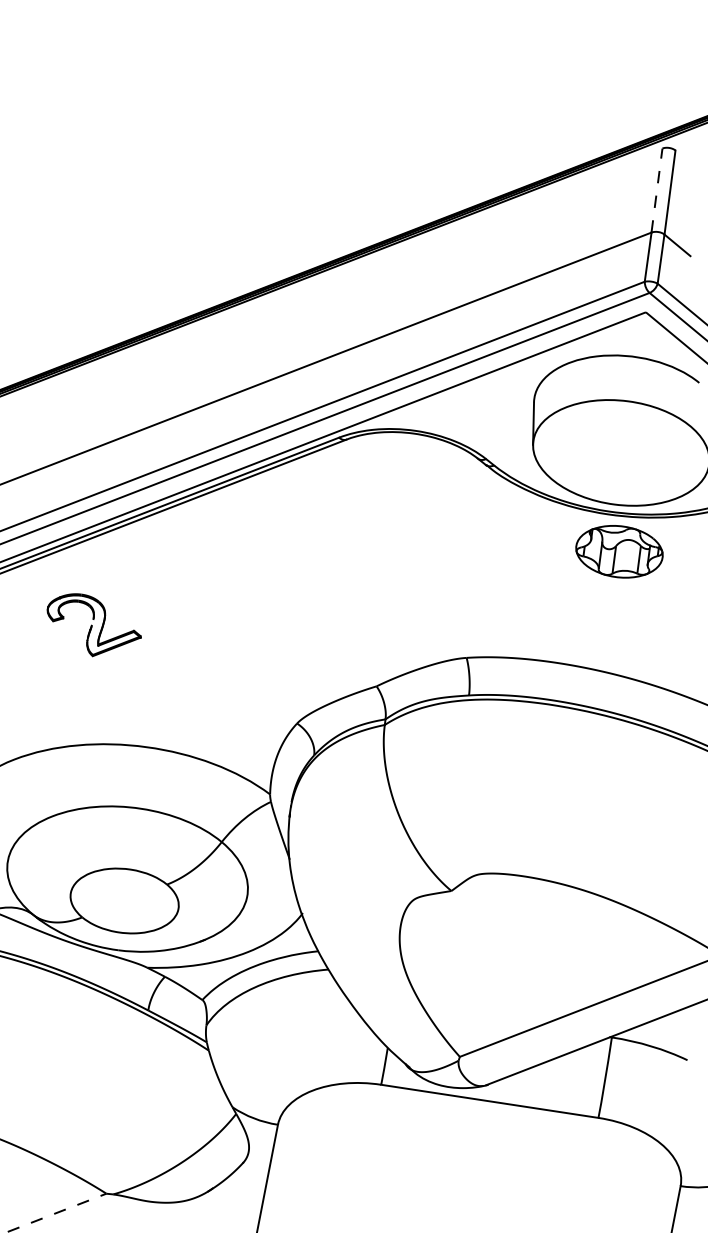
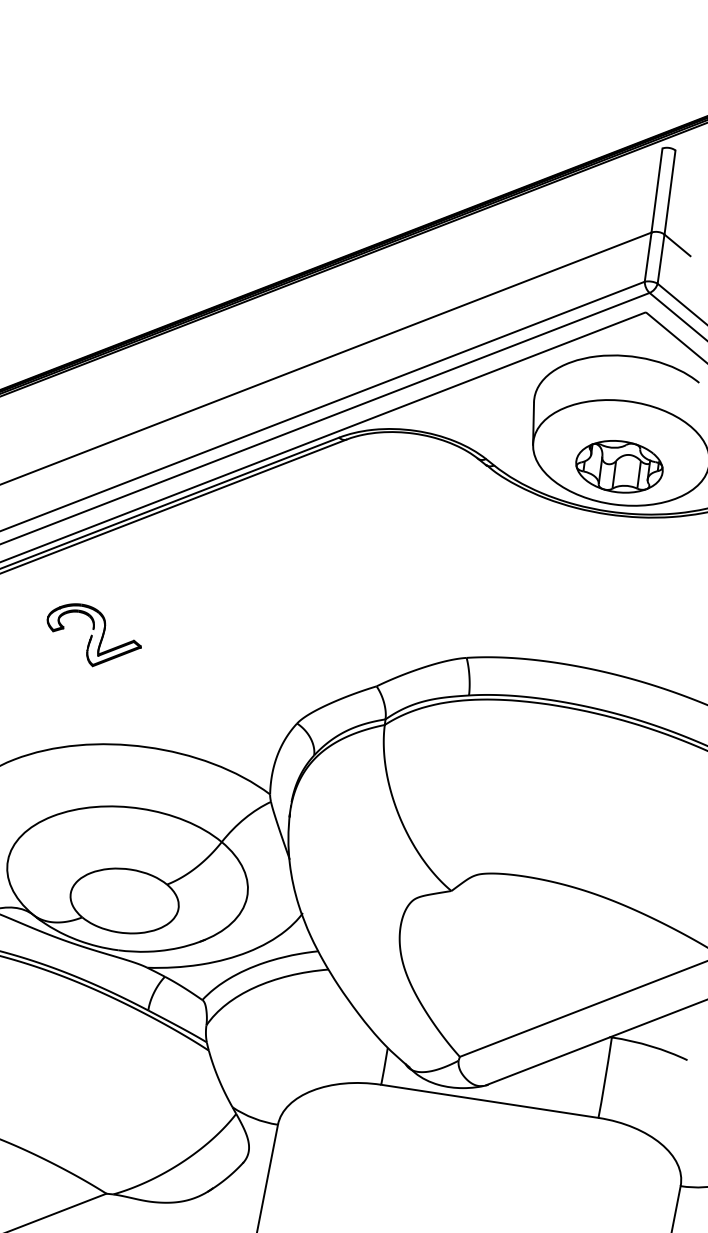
line: dashed -> solid (657, 190)
part position: (619, 551) -> (619, 466) (619, 466)
part position: (93, 625) -> (93, 635) (93, 635)
line: dashed -> solid (56, 1213)
